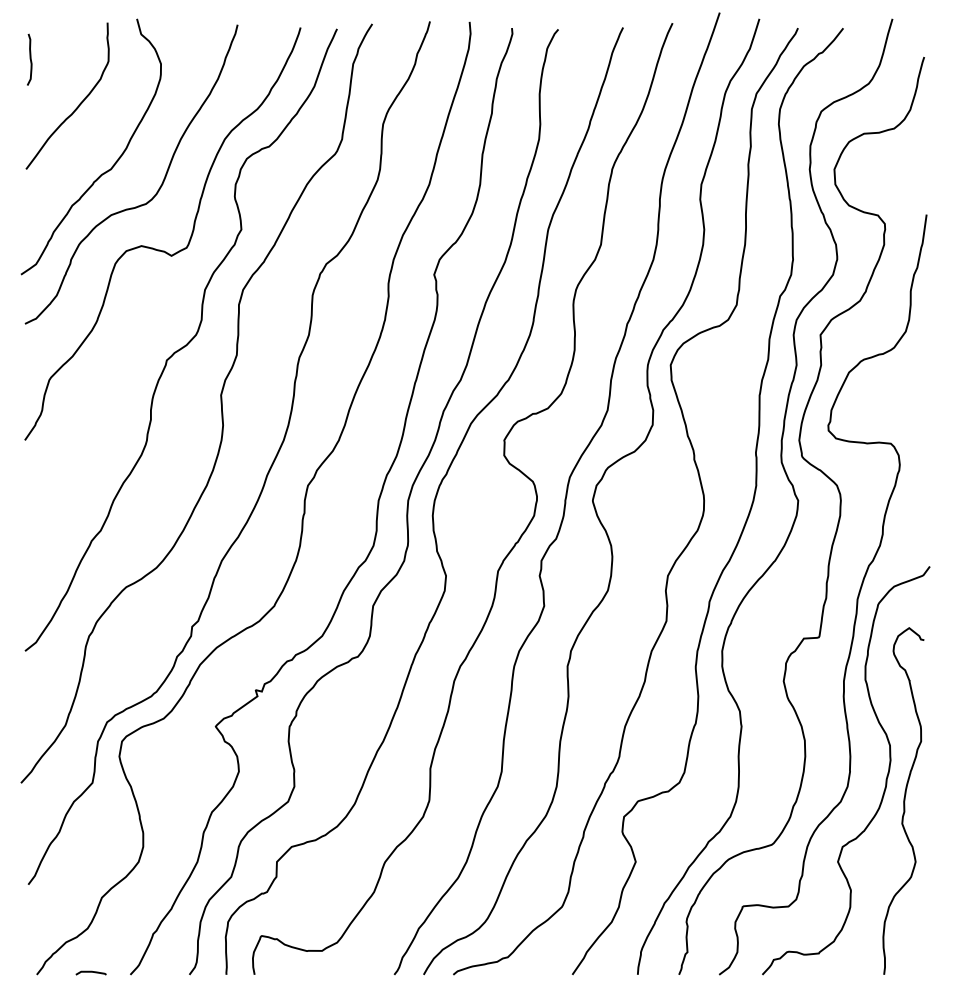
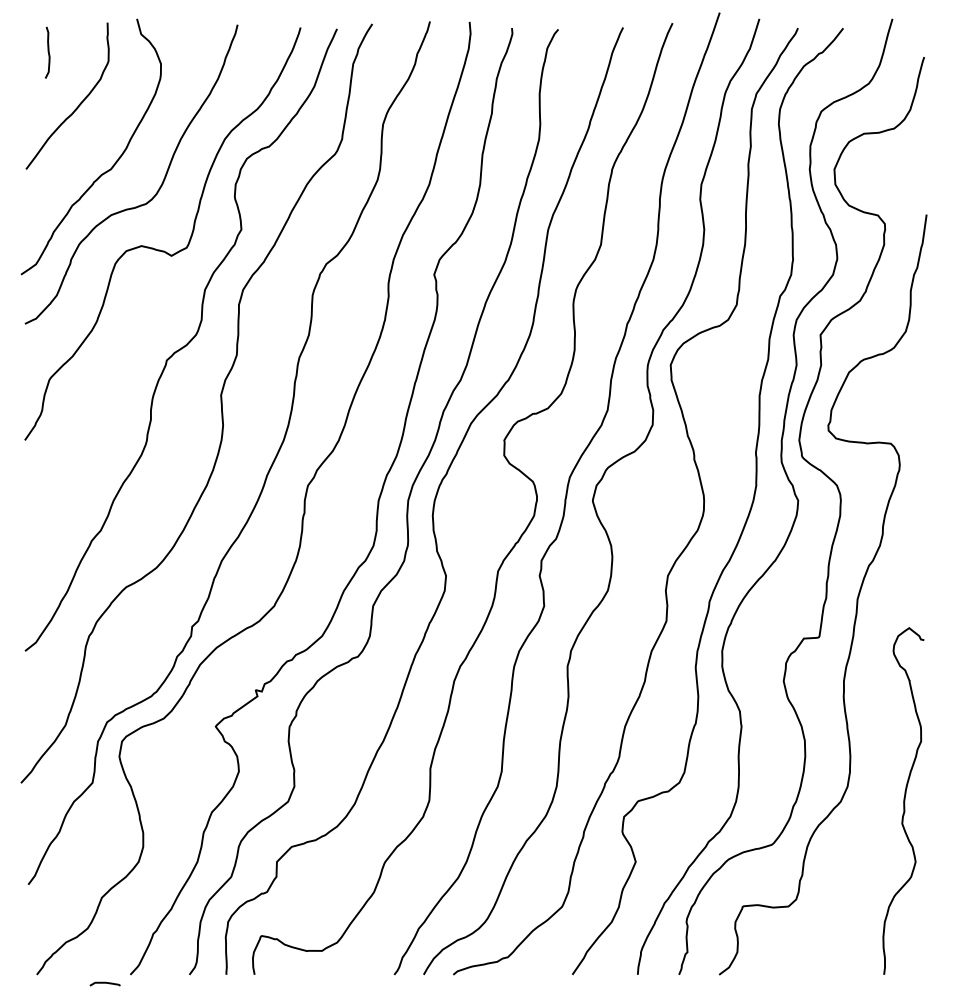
curve position: (29, 59) -> (47, 52) (47, 52)
curve: present -> none (885, 779)
curve position: (90, 972) -> (104, 983) (104, 983)
